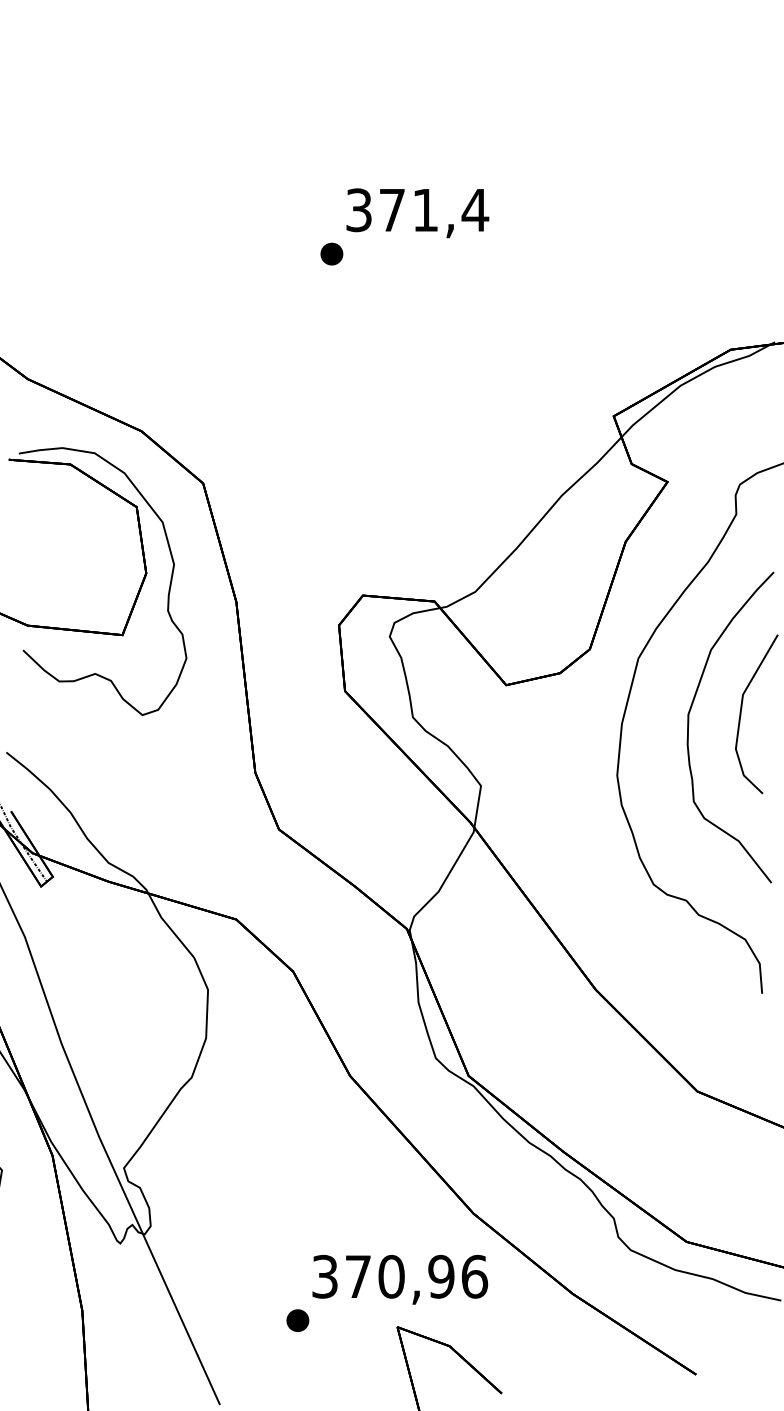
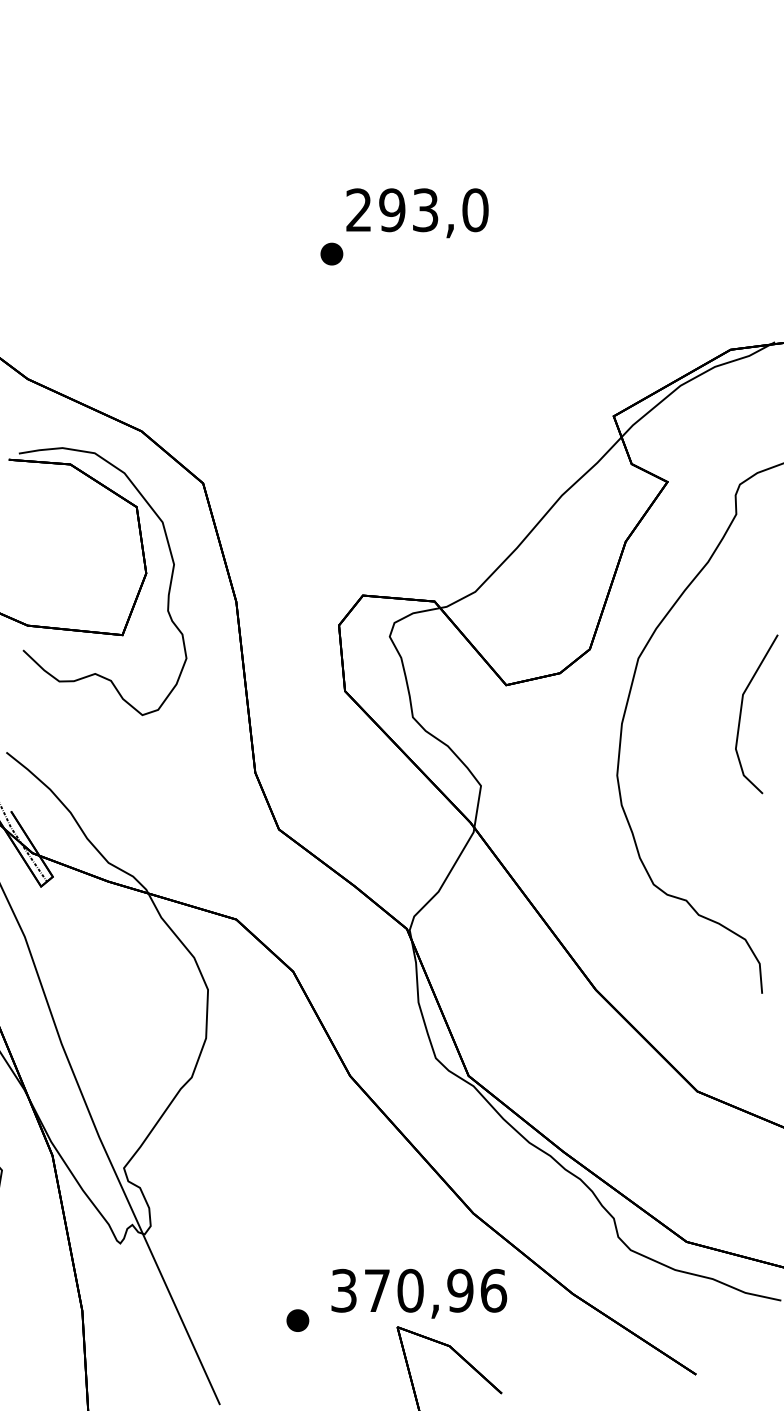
text: 371,4 -> 293,0 (417, 210)
curve: present -> none (689, 725)
text position: (400, 1279) -> (419, 1293) (419, 1293)
